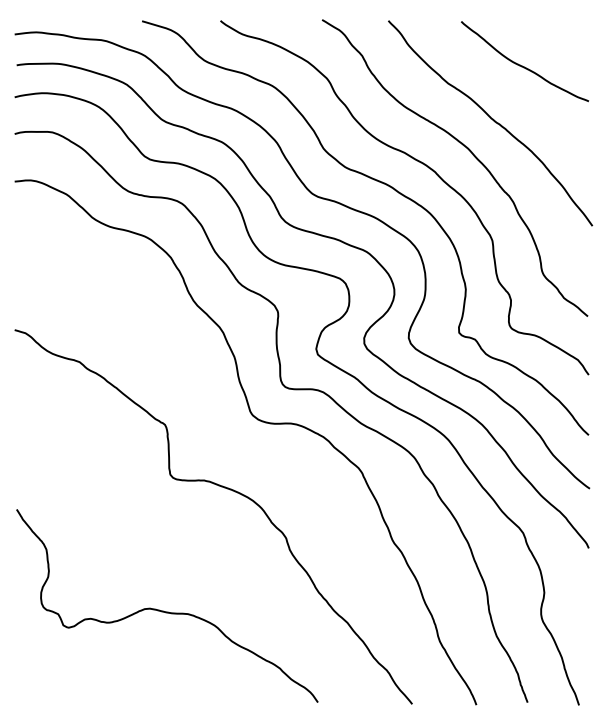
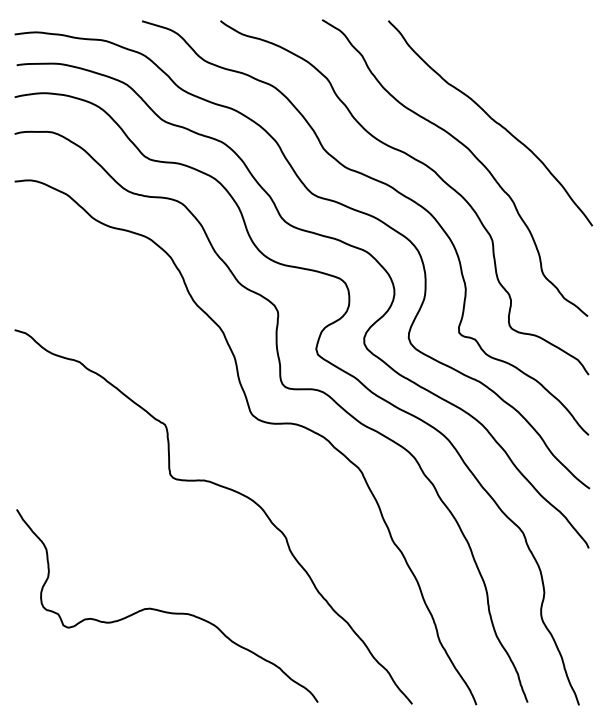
curve: present -> none (522, 65)
